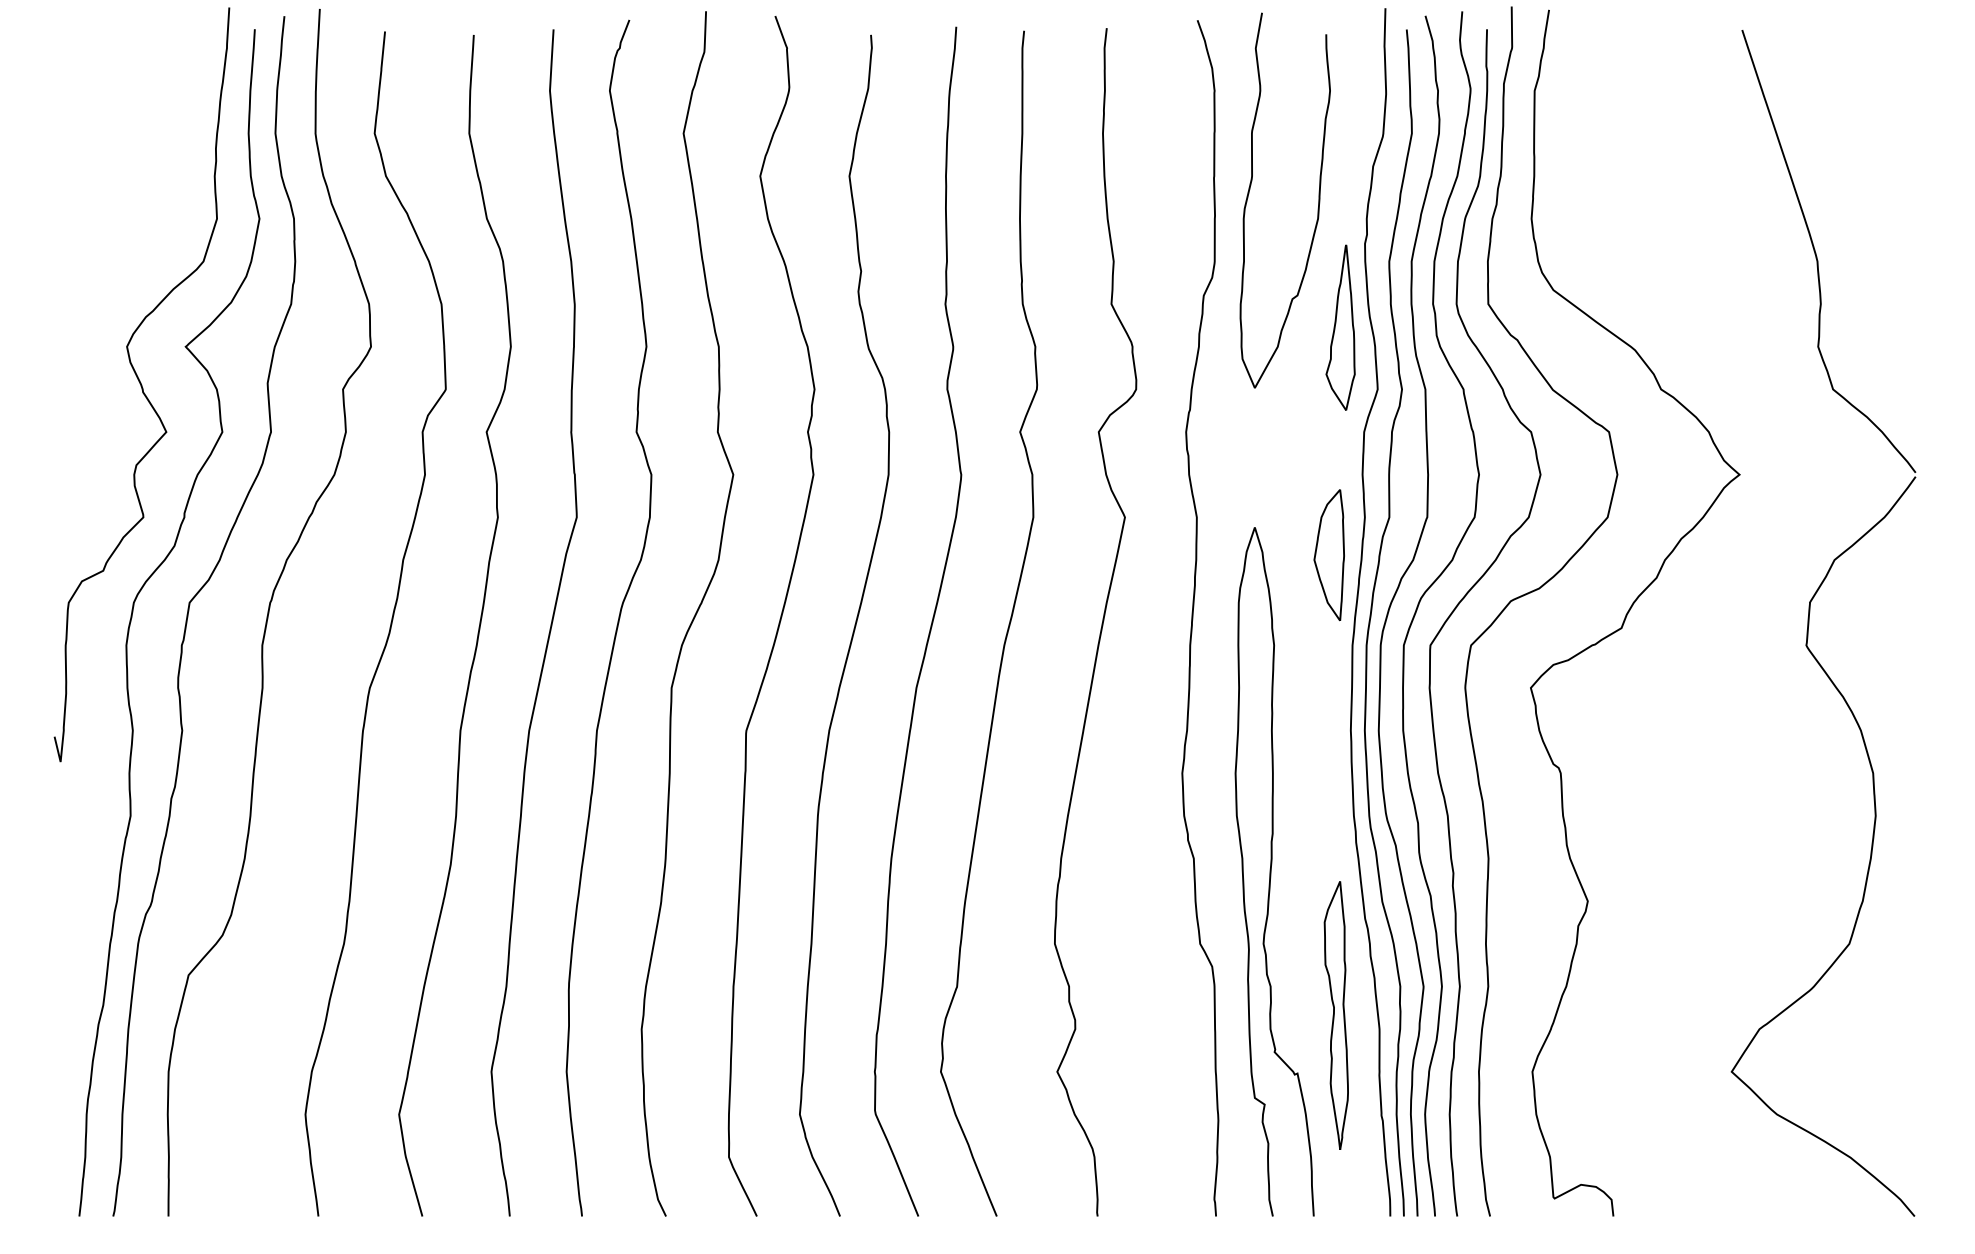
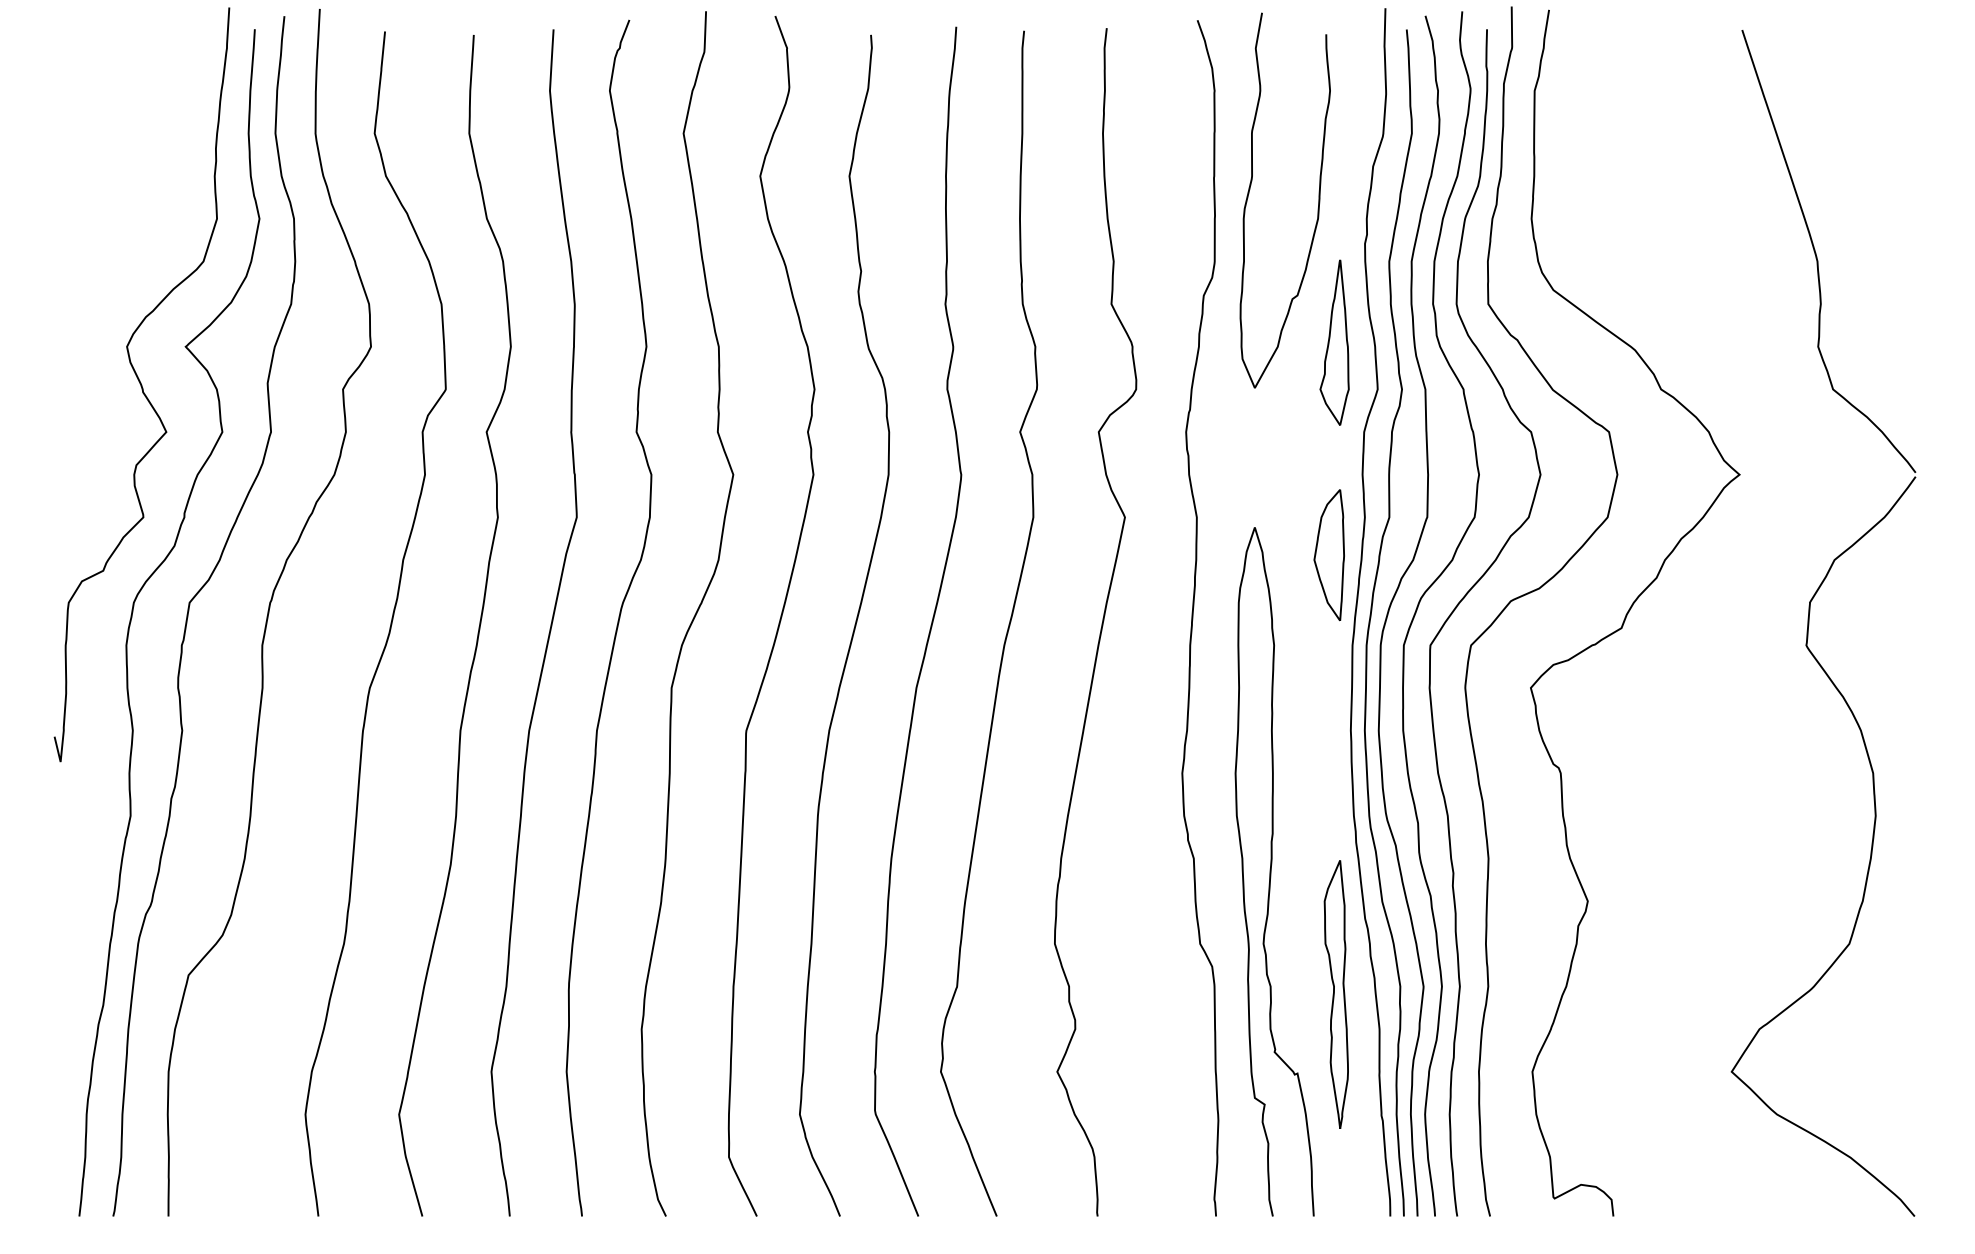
part position: (1340, 327) -> (1334, 342) (1334, 342)
part position: (1335, 1015) -> (1335, 994) (1335, 994)
